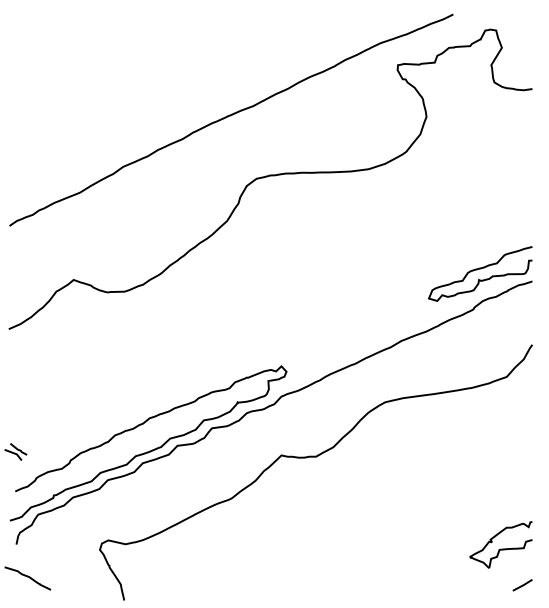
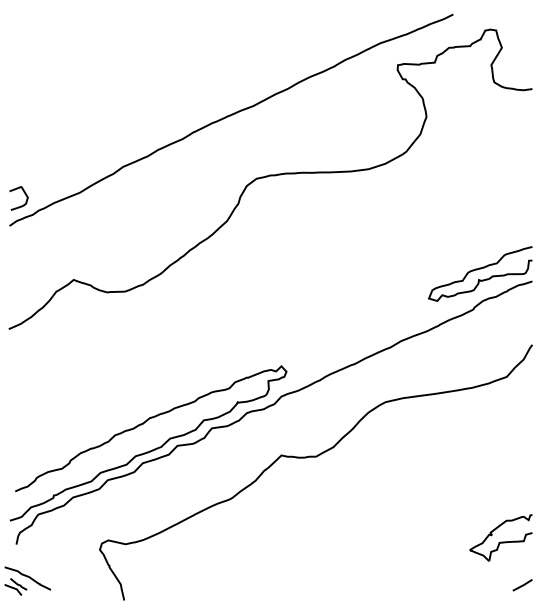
curve: none -> present (25, 195)
part position: (15, 451) -> (15, 586) (15, 586)
part position: (500, 544) -> (500, 537) (500, 537)
